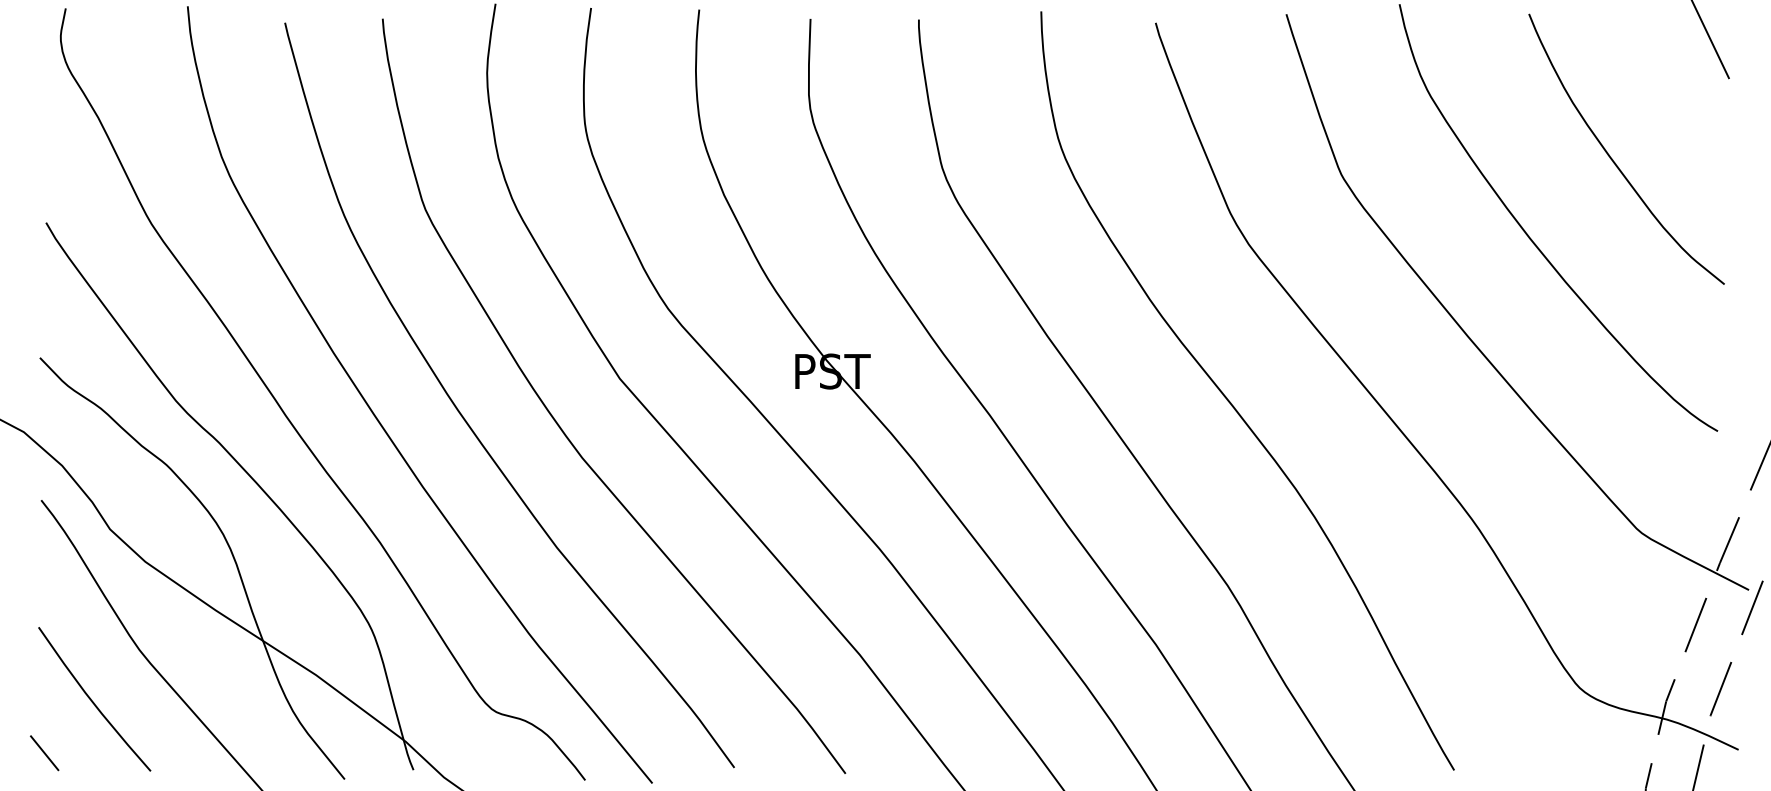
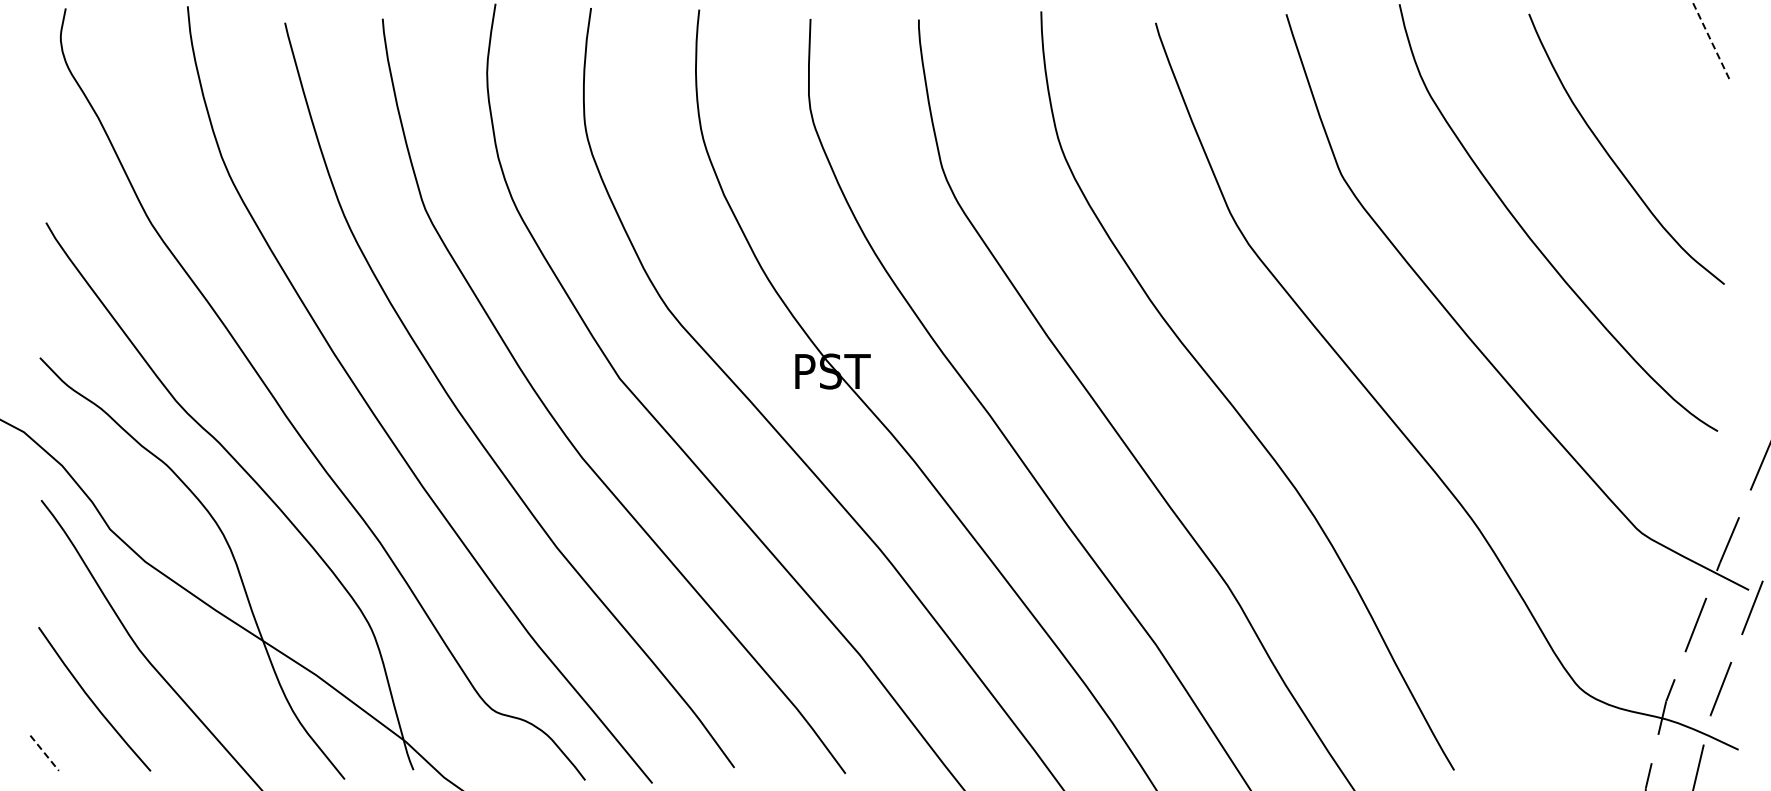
line: solid -> dashed (1710, 39)
line: solid -> dashed (44, 753)
